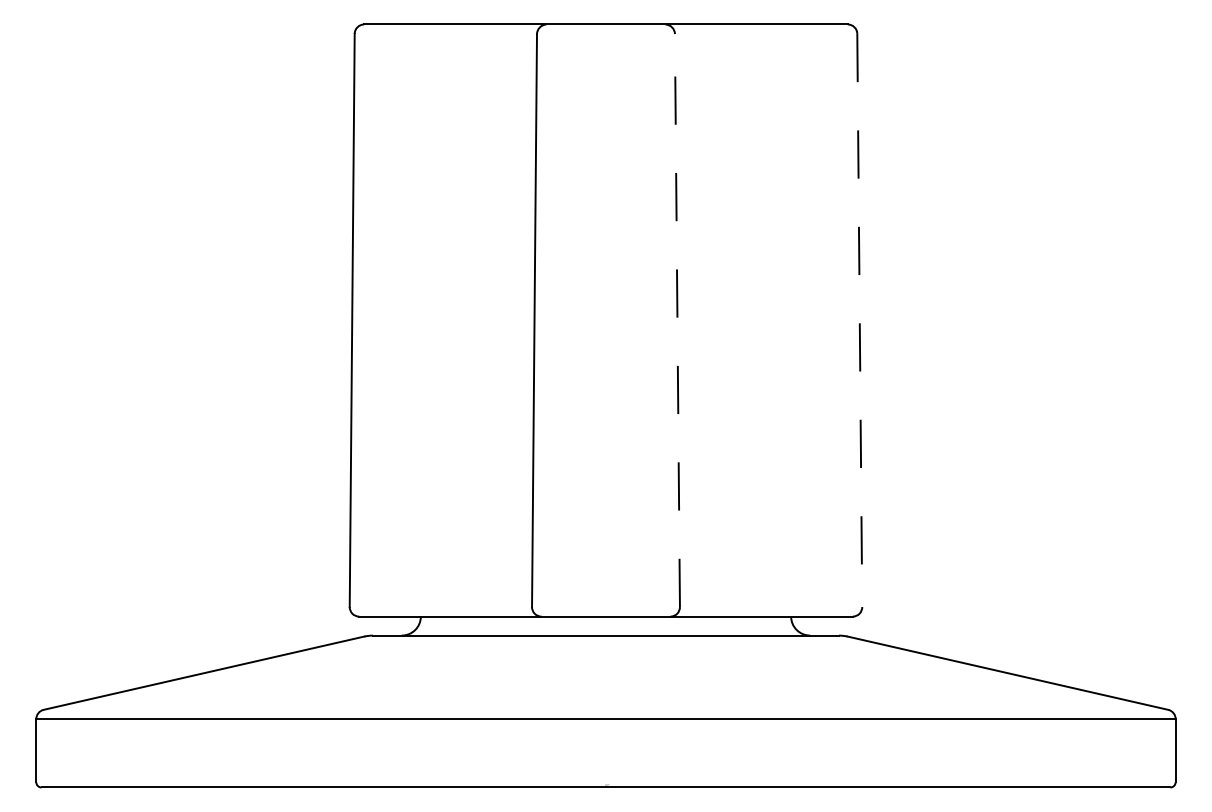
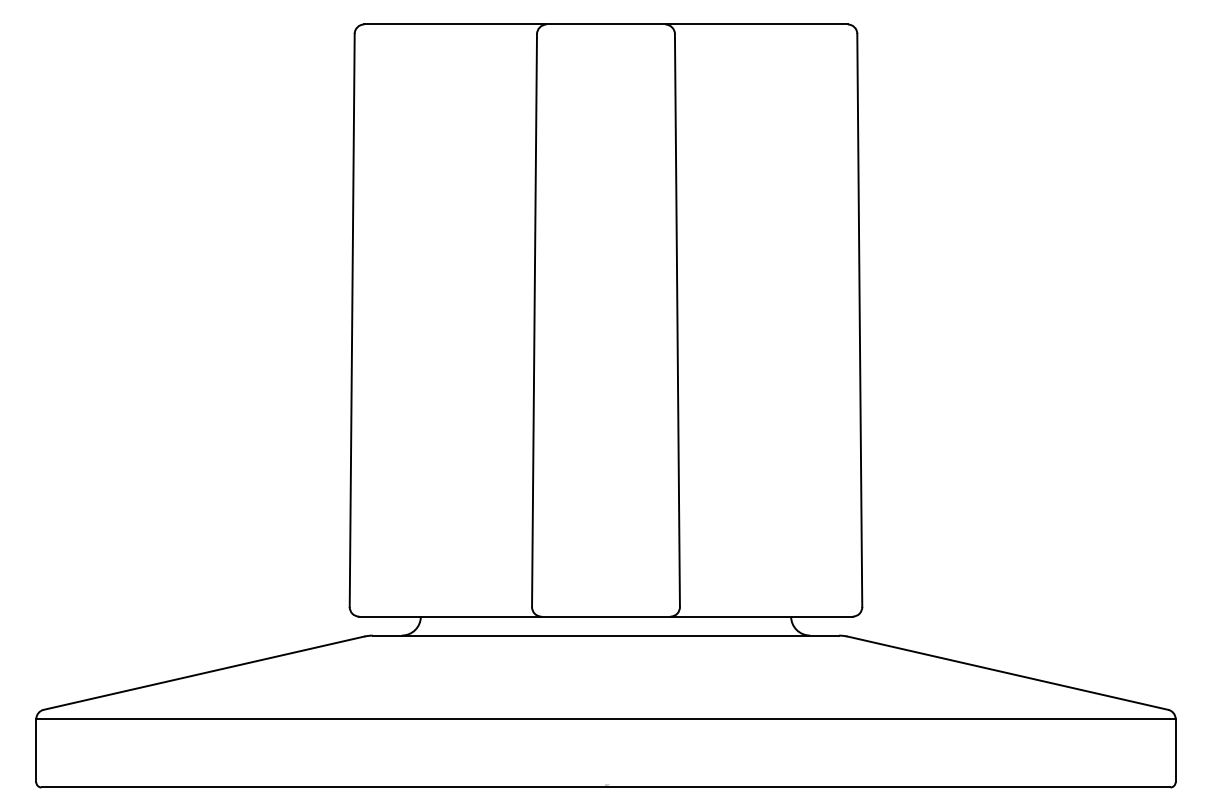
line: dashed -> solid (677, 320)
line: dashed -> solid (859, 320)
